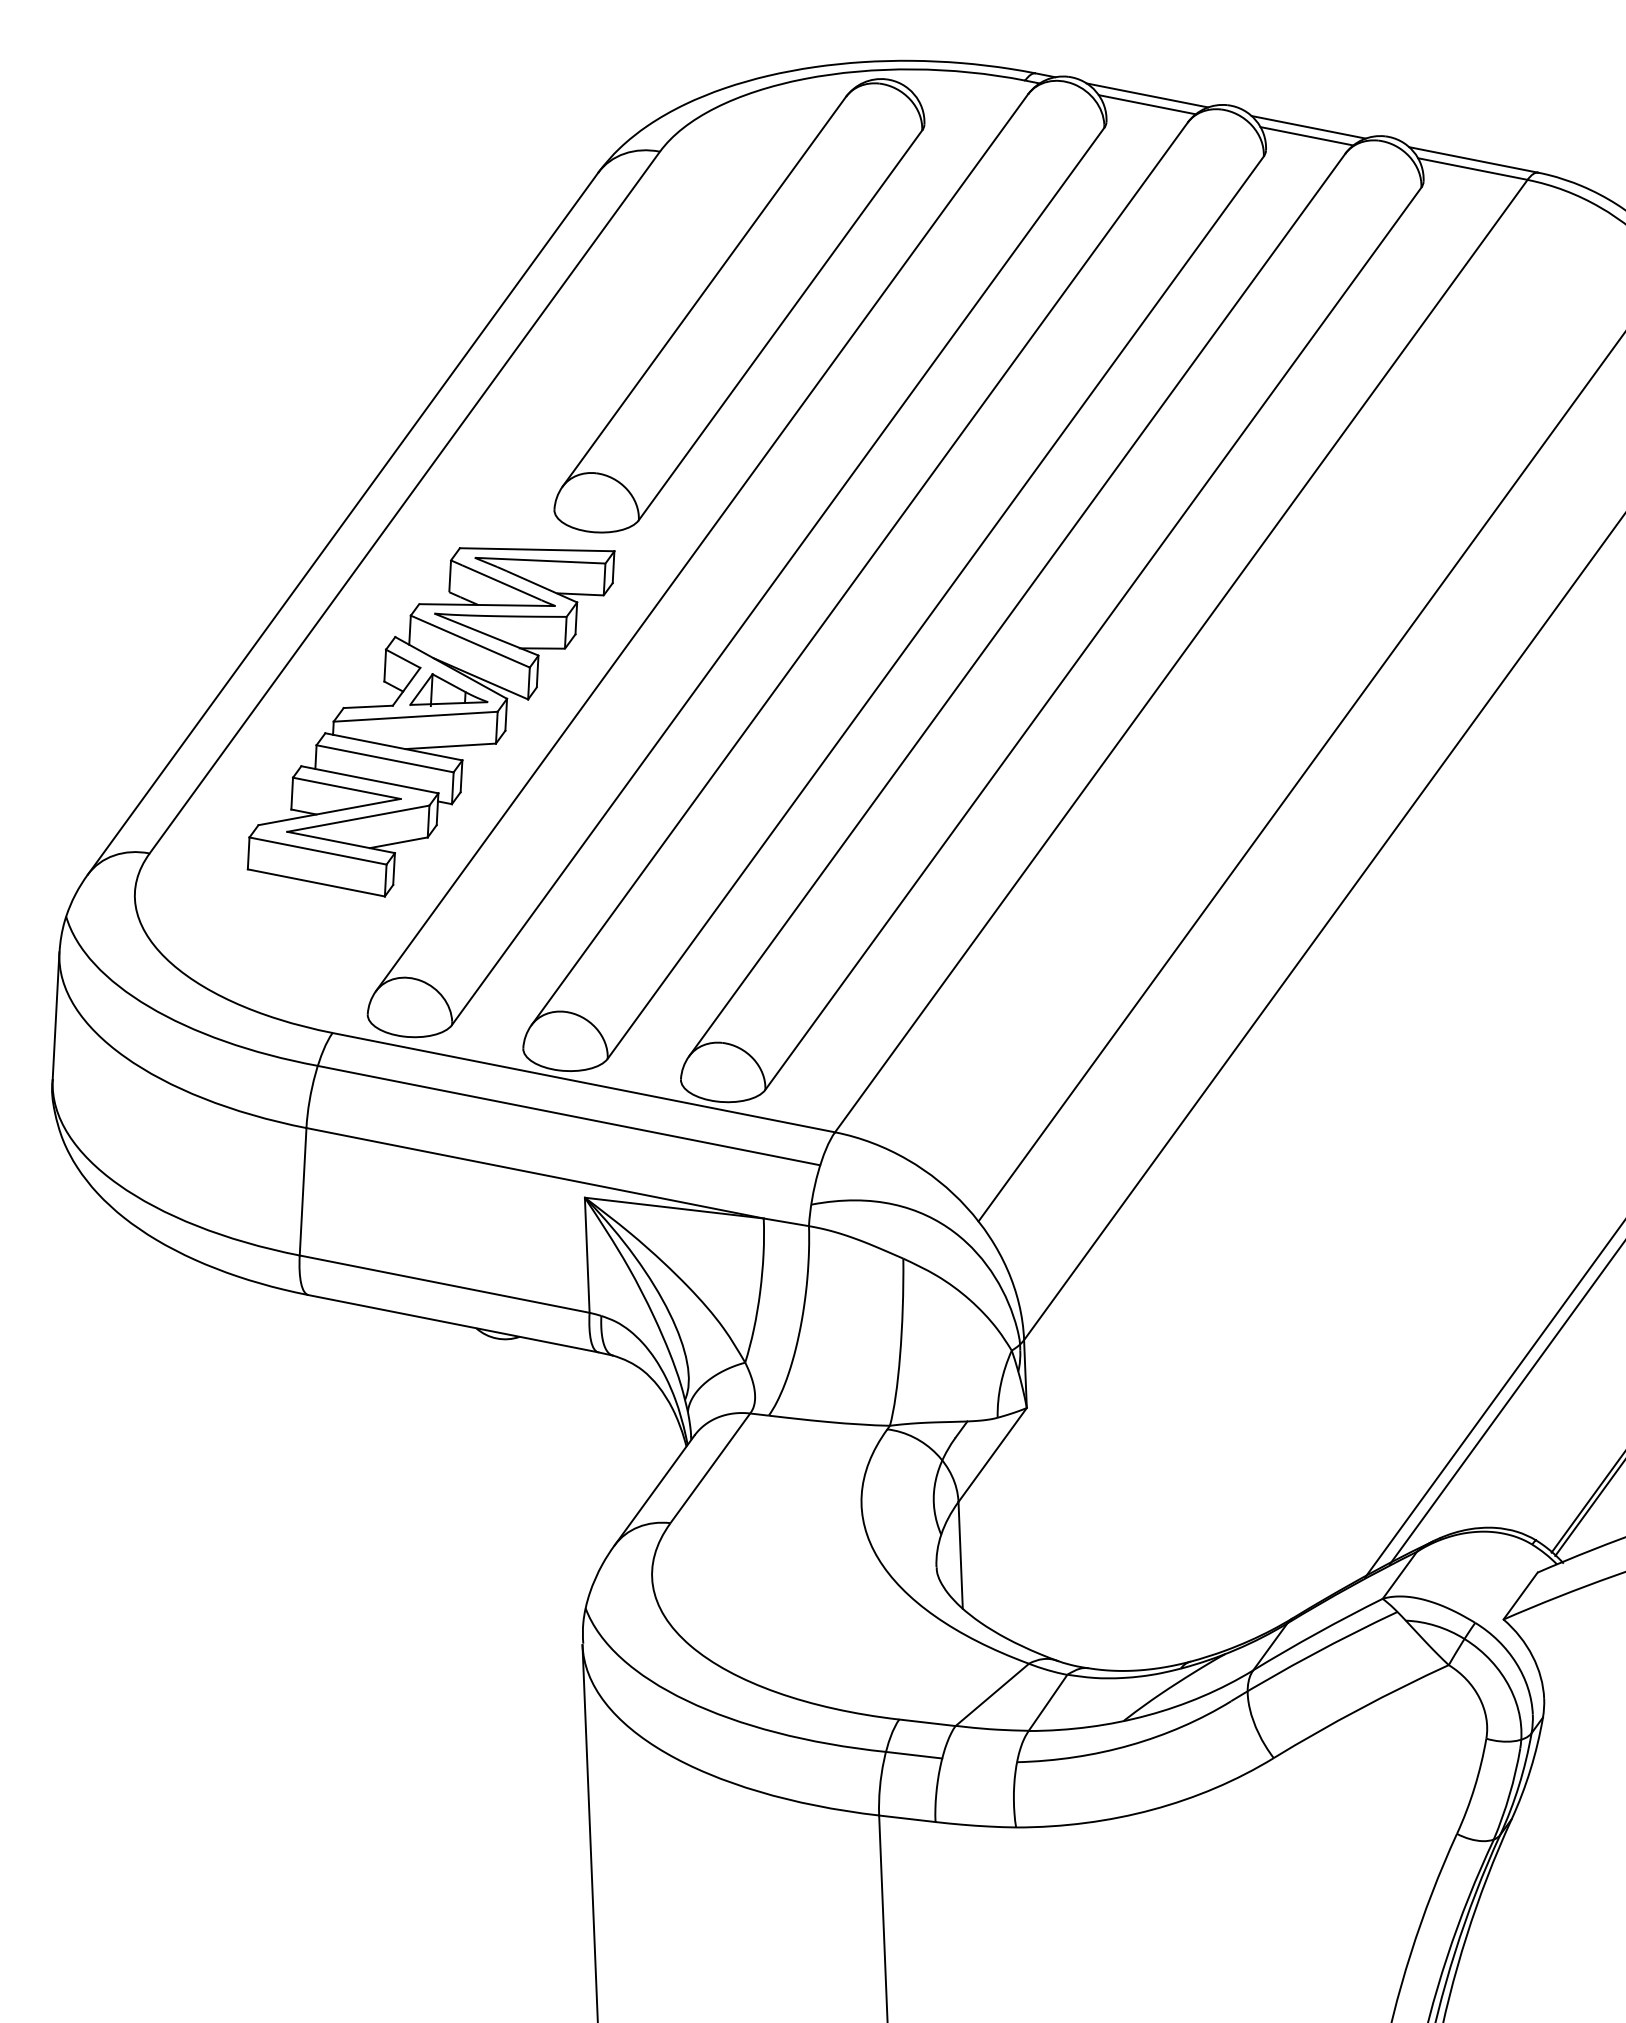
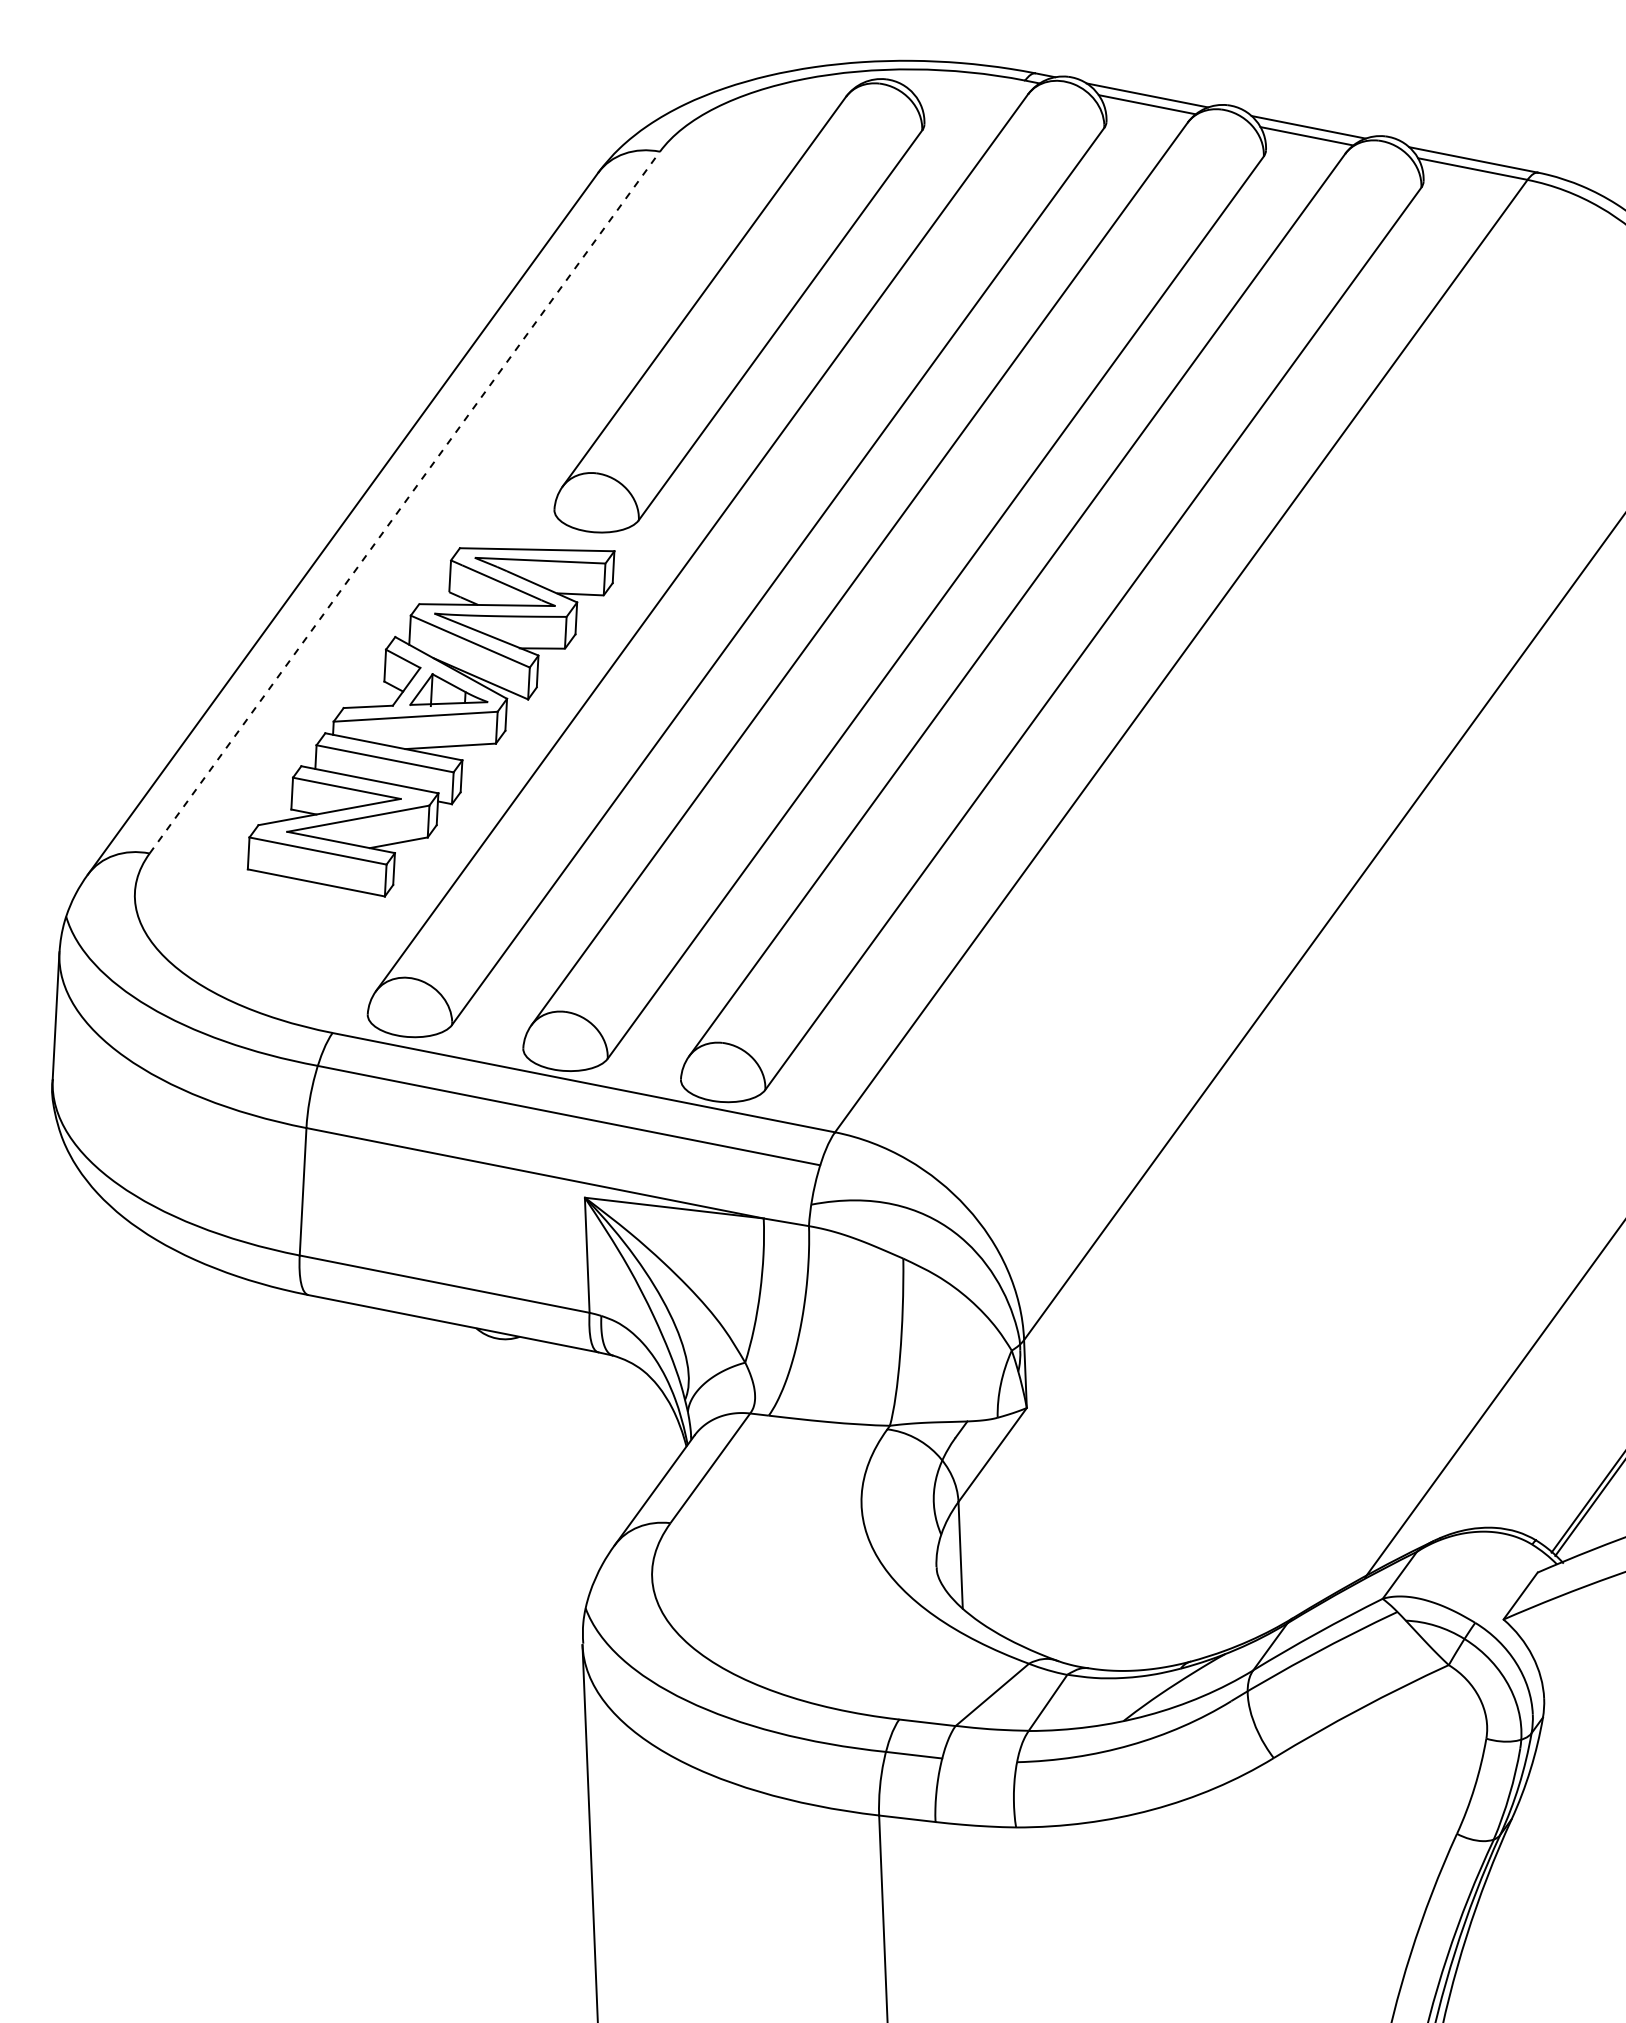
line: solid -> dashed (404, 502)
line: present -> none (1300, 778)
line: present -> none (1506, 1404)
